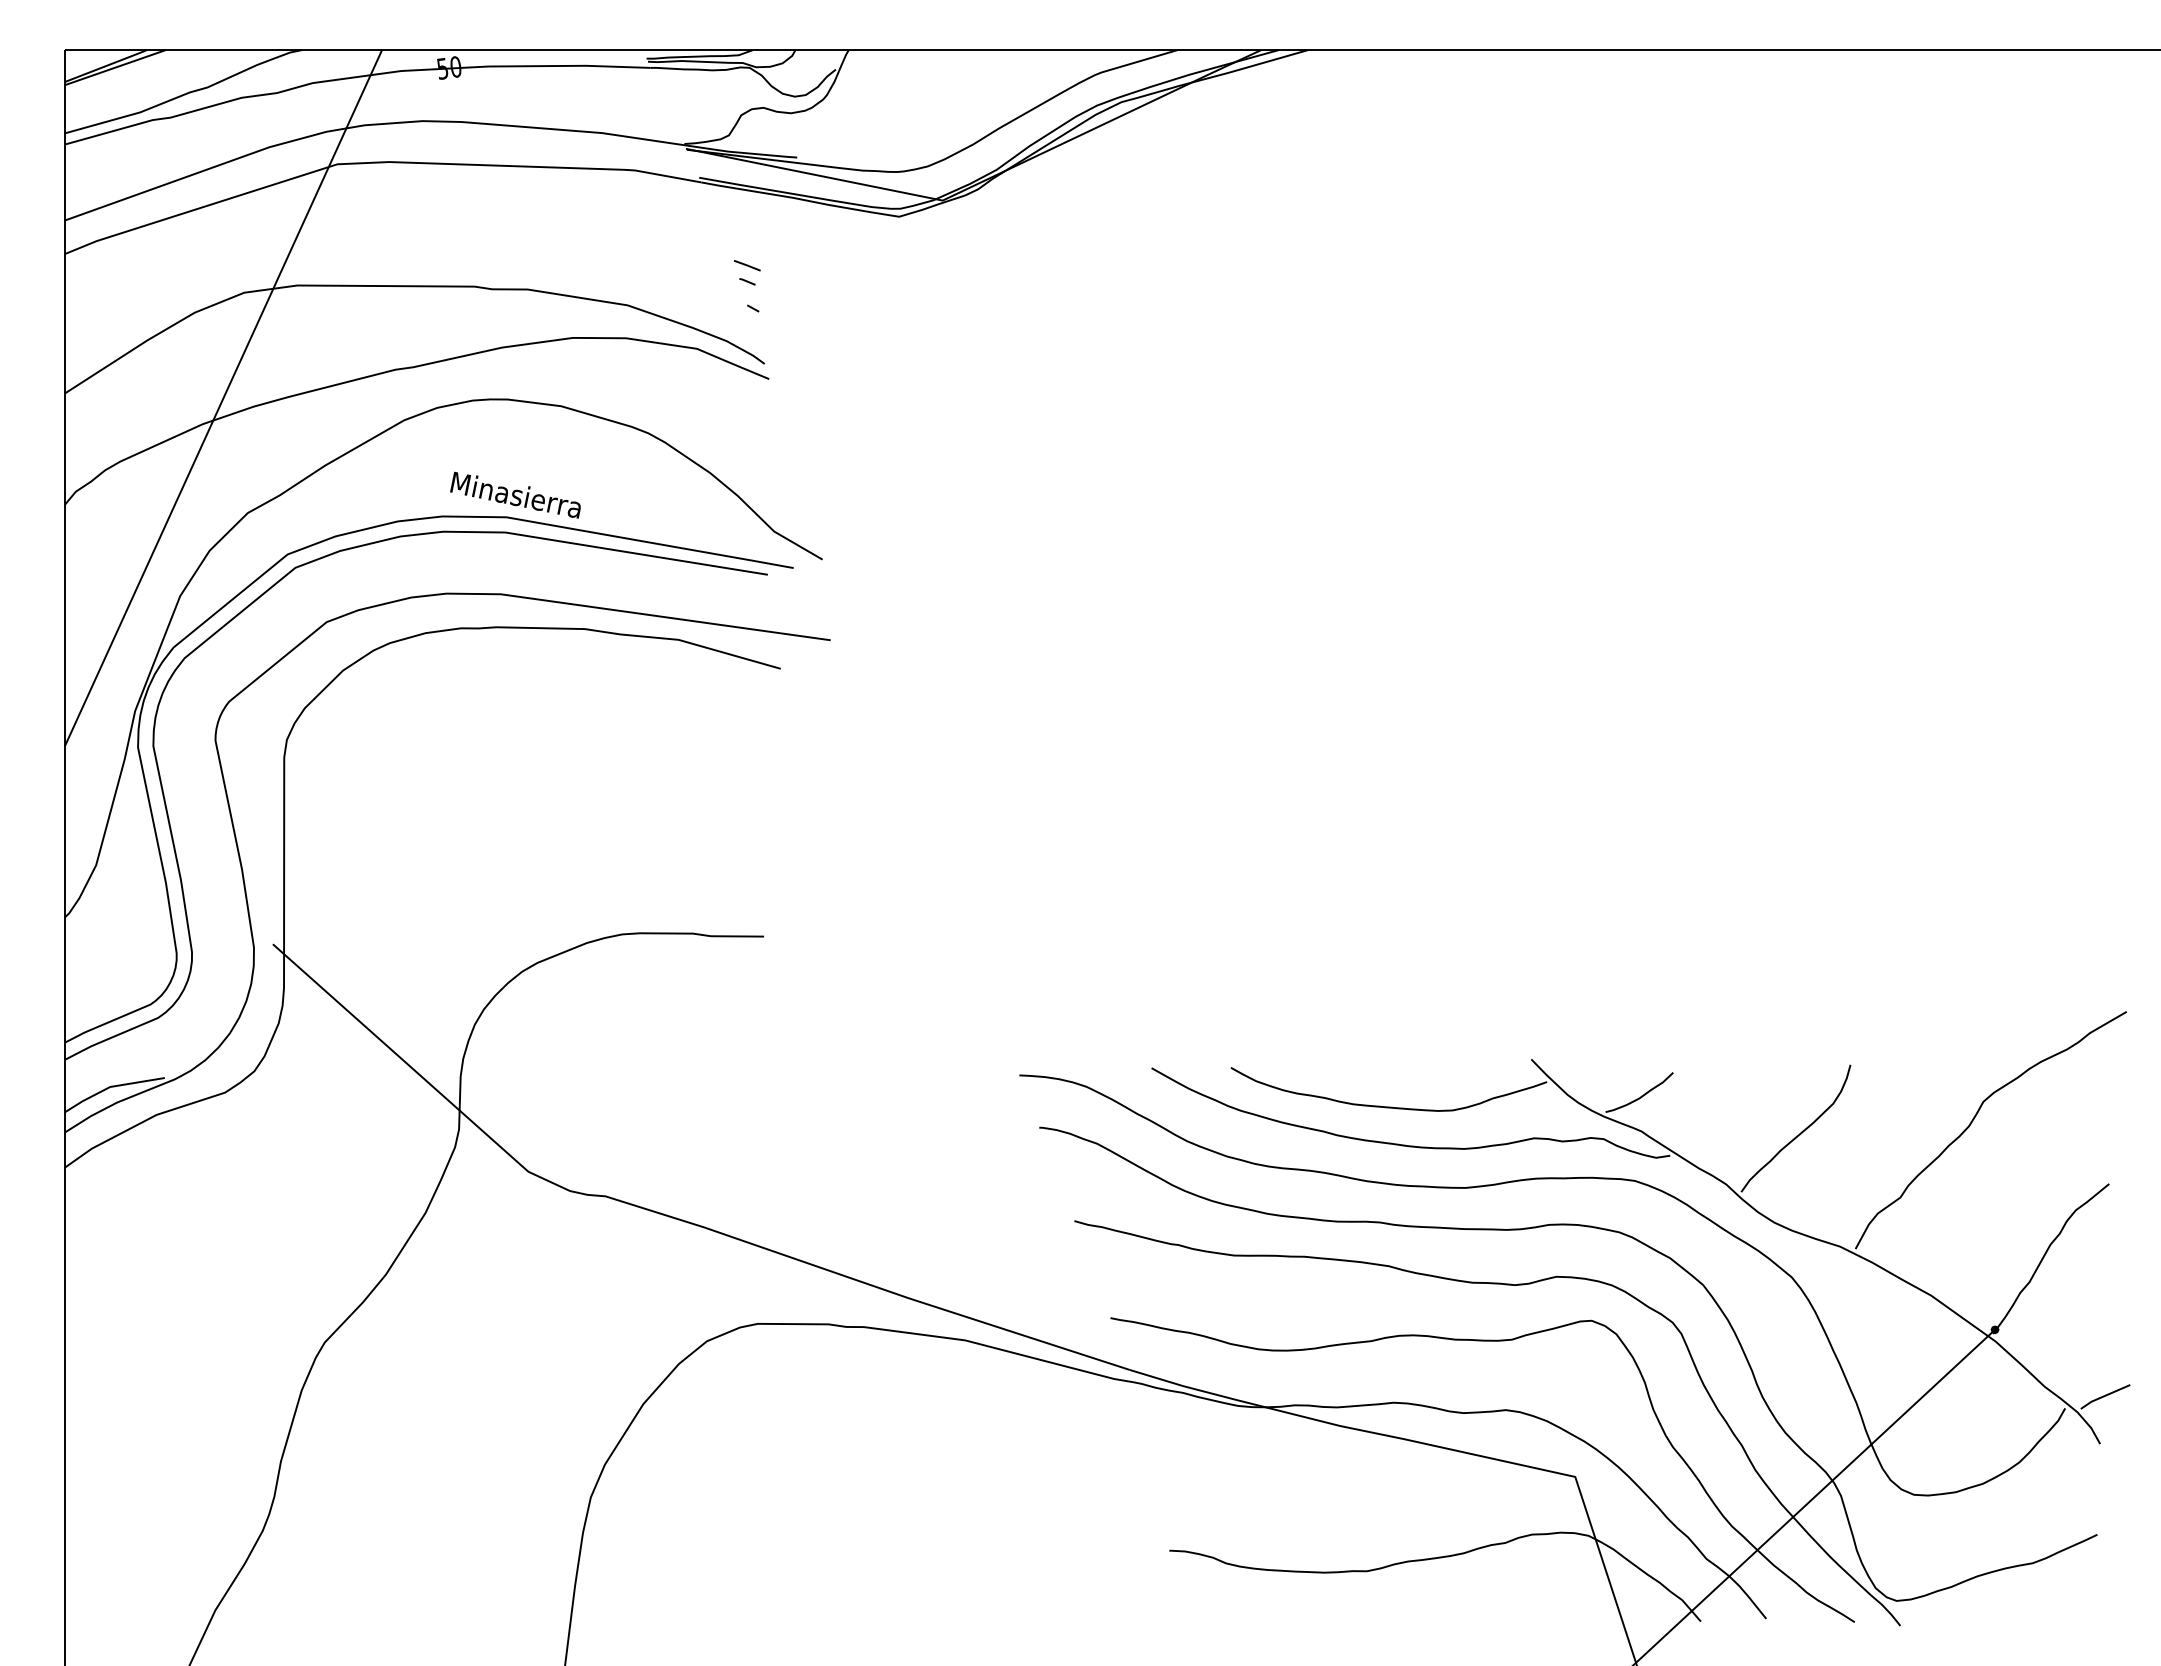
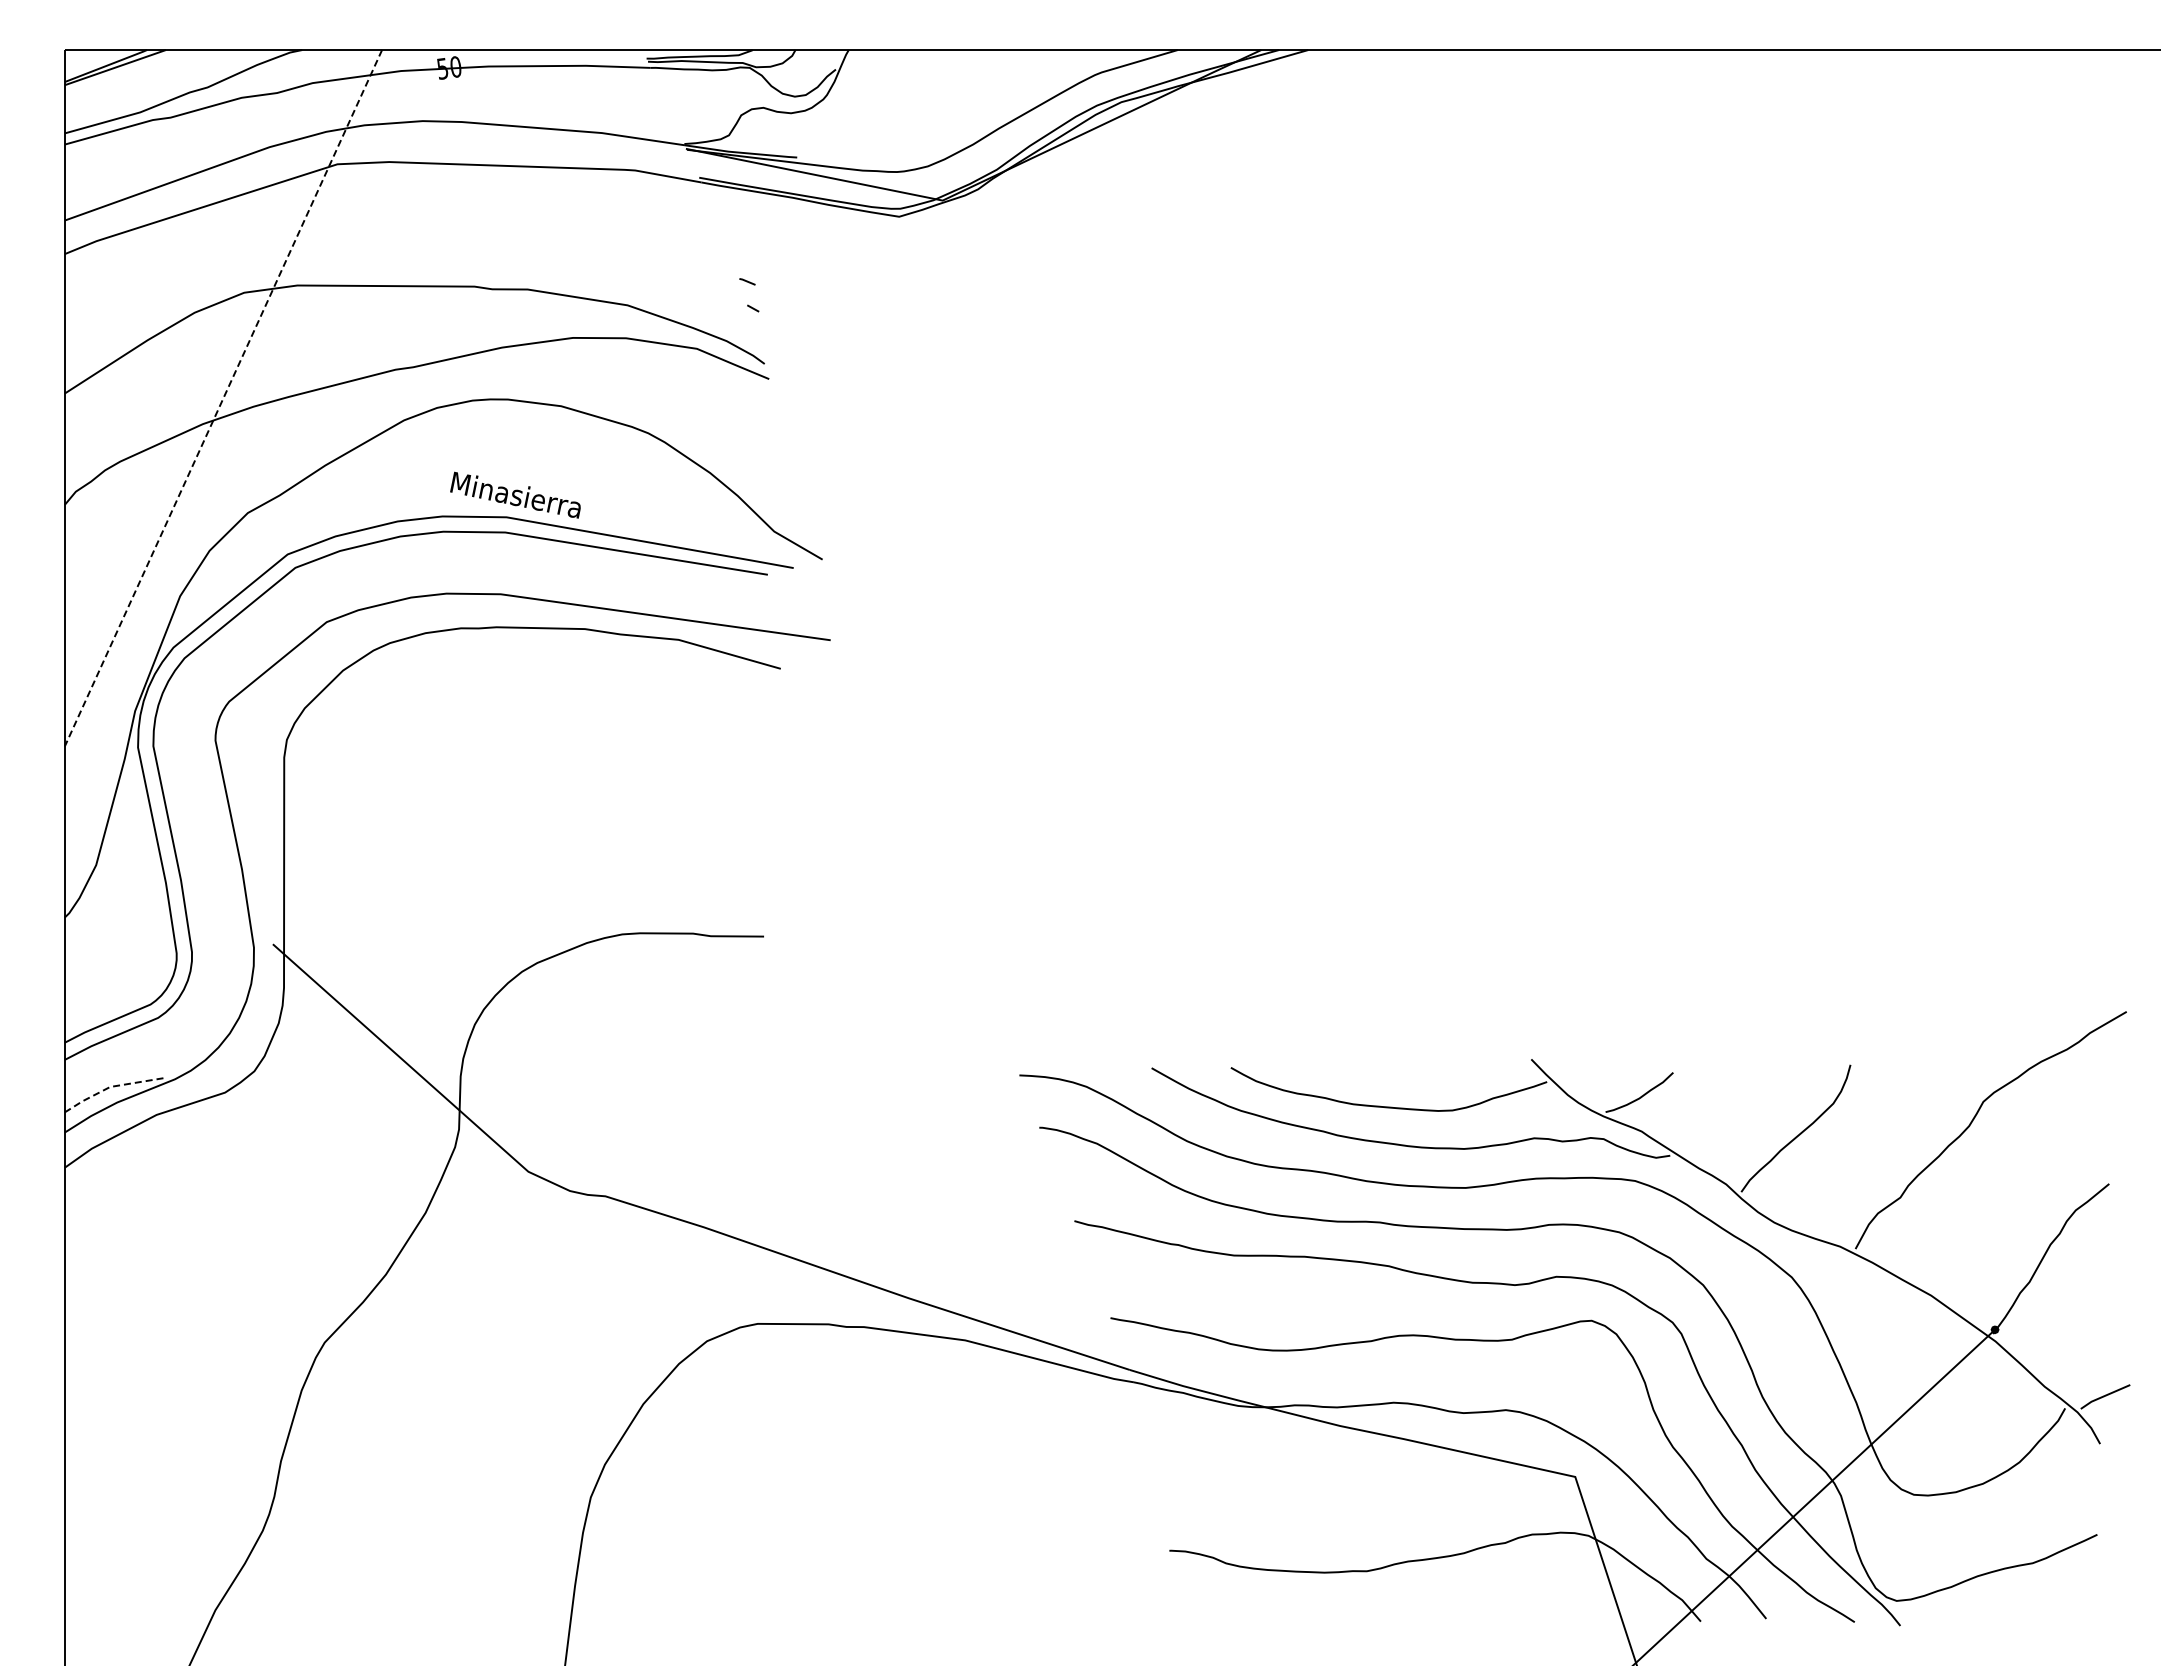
line: present -> none (746, 265)
line: solid -> dashed (223, 398)
line: solid -> dashed (111, 1086)
